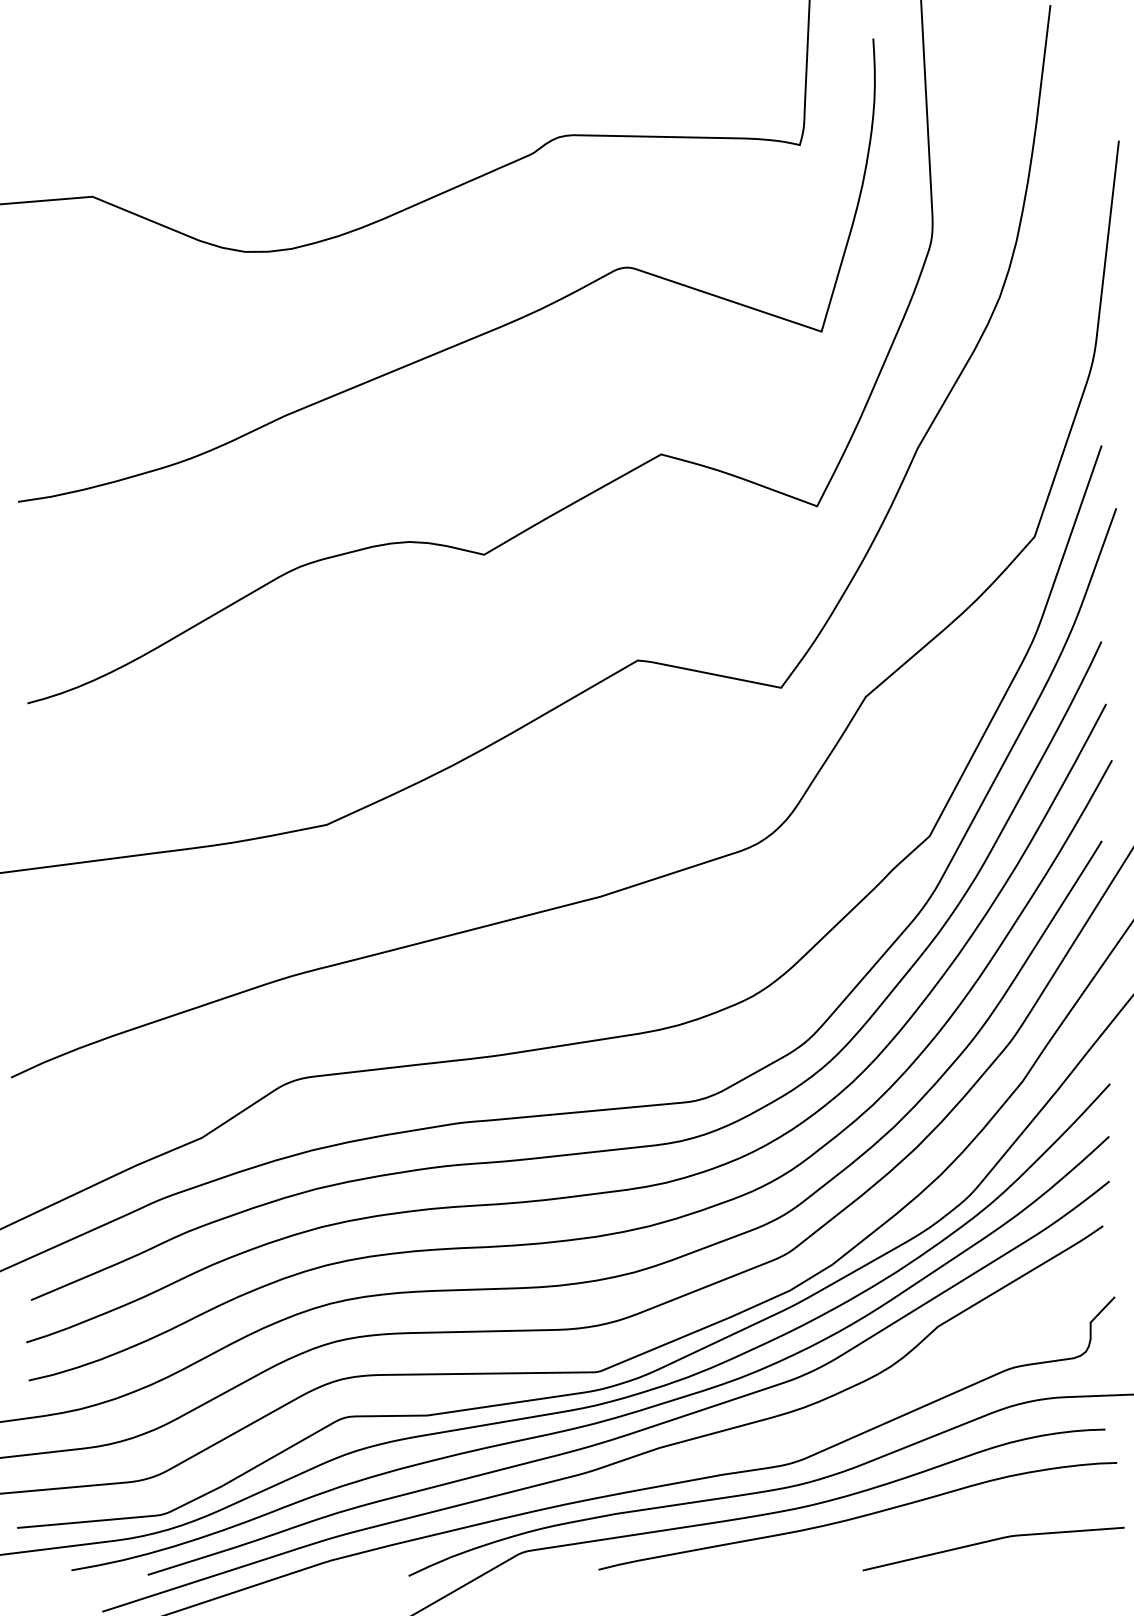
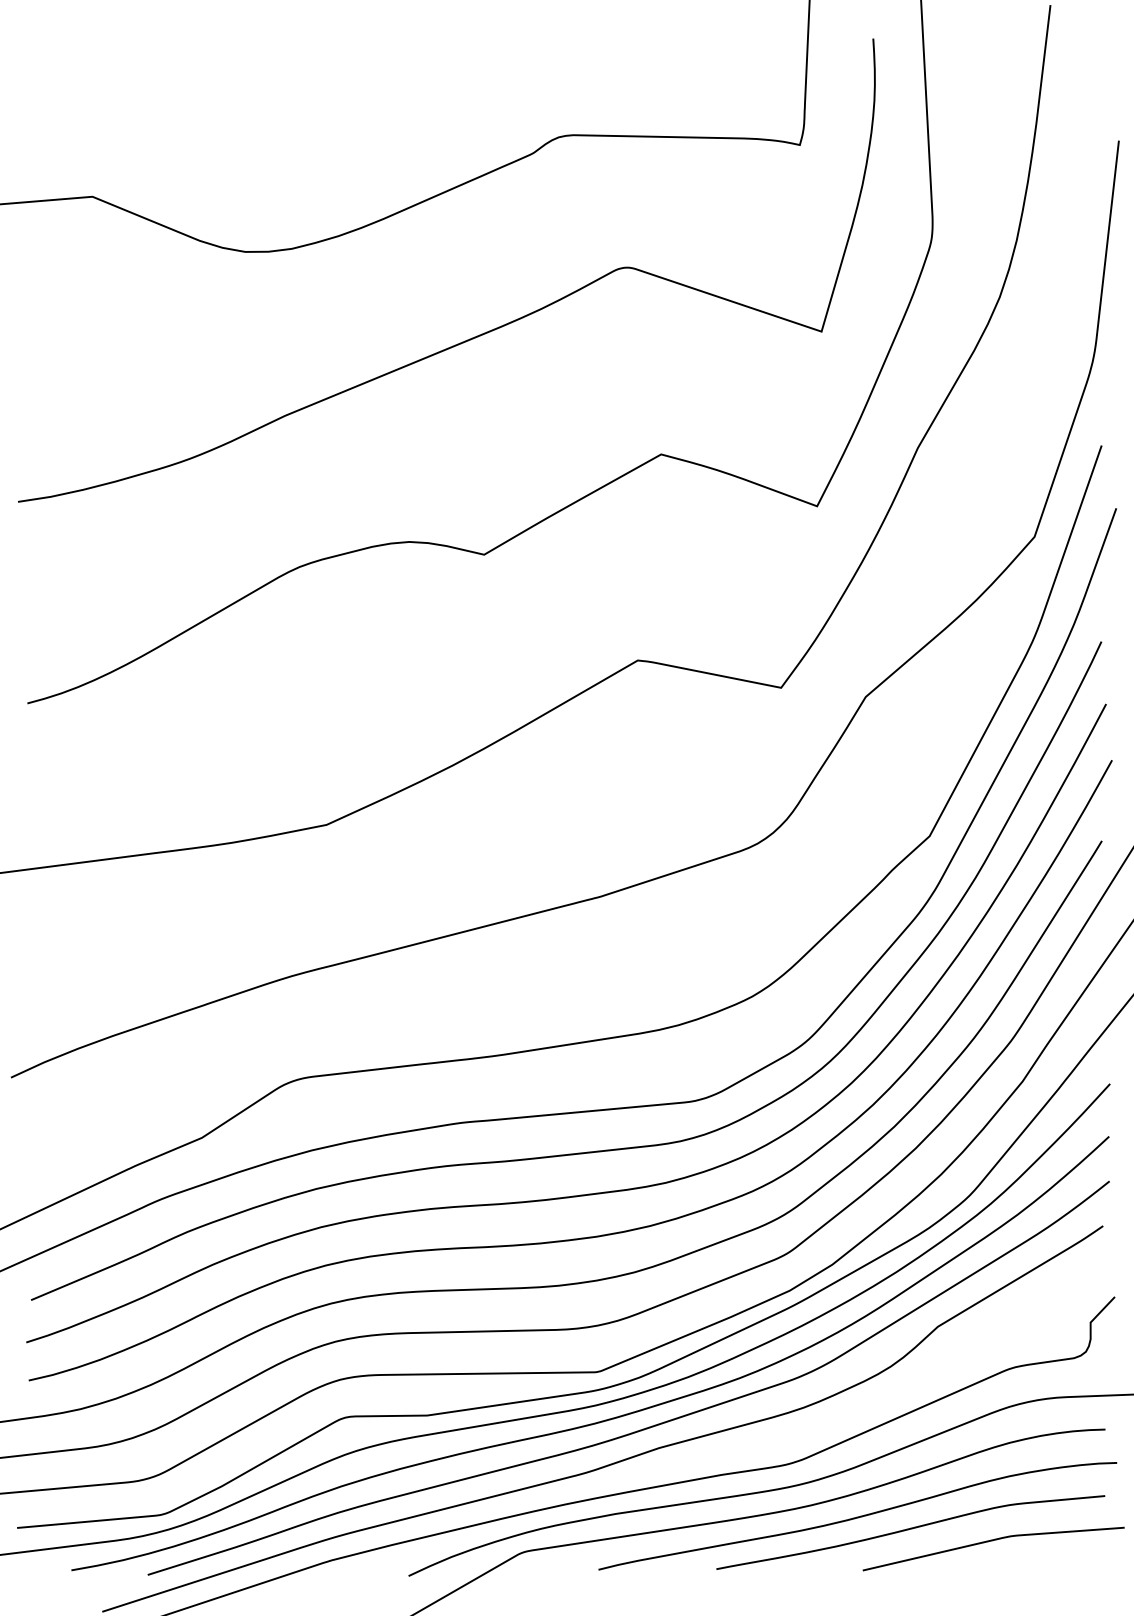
curve: none -> present (908, 1530)
